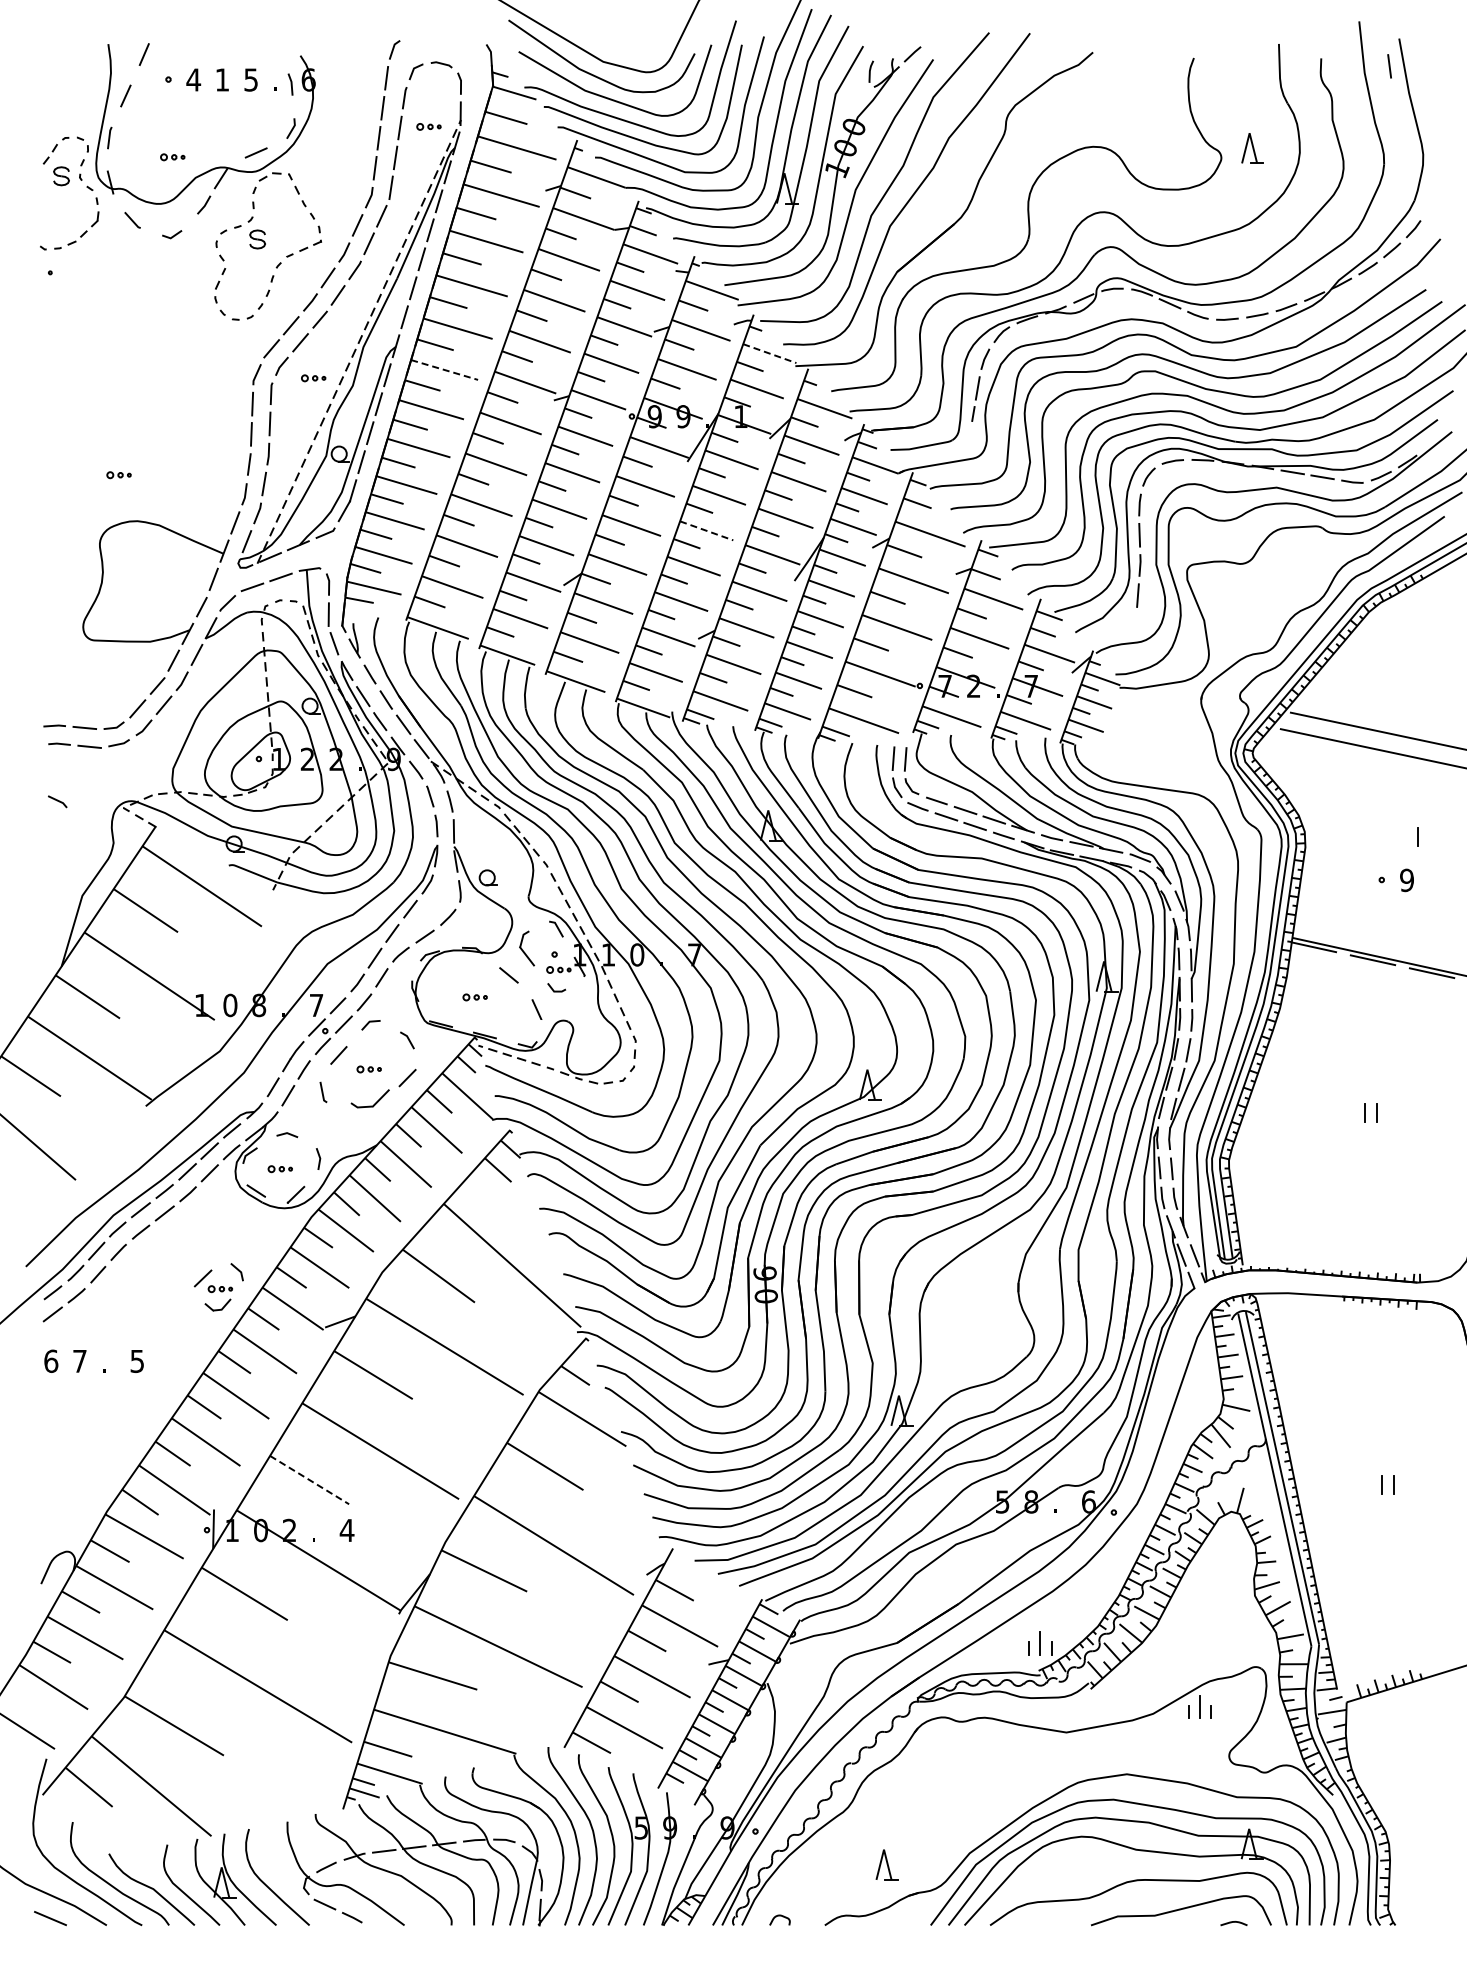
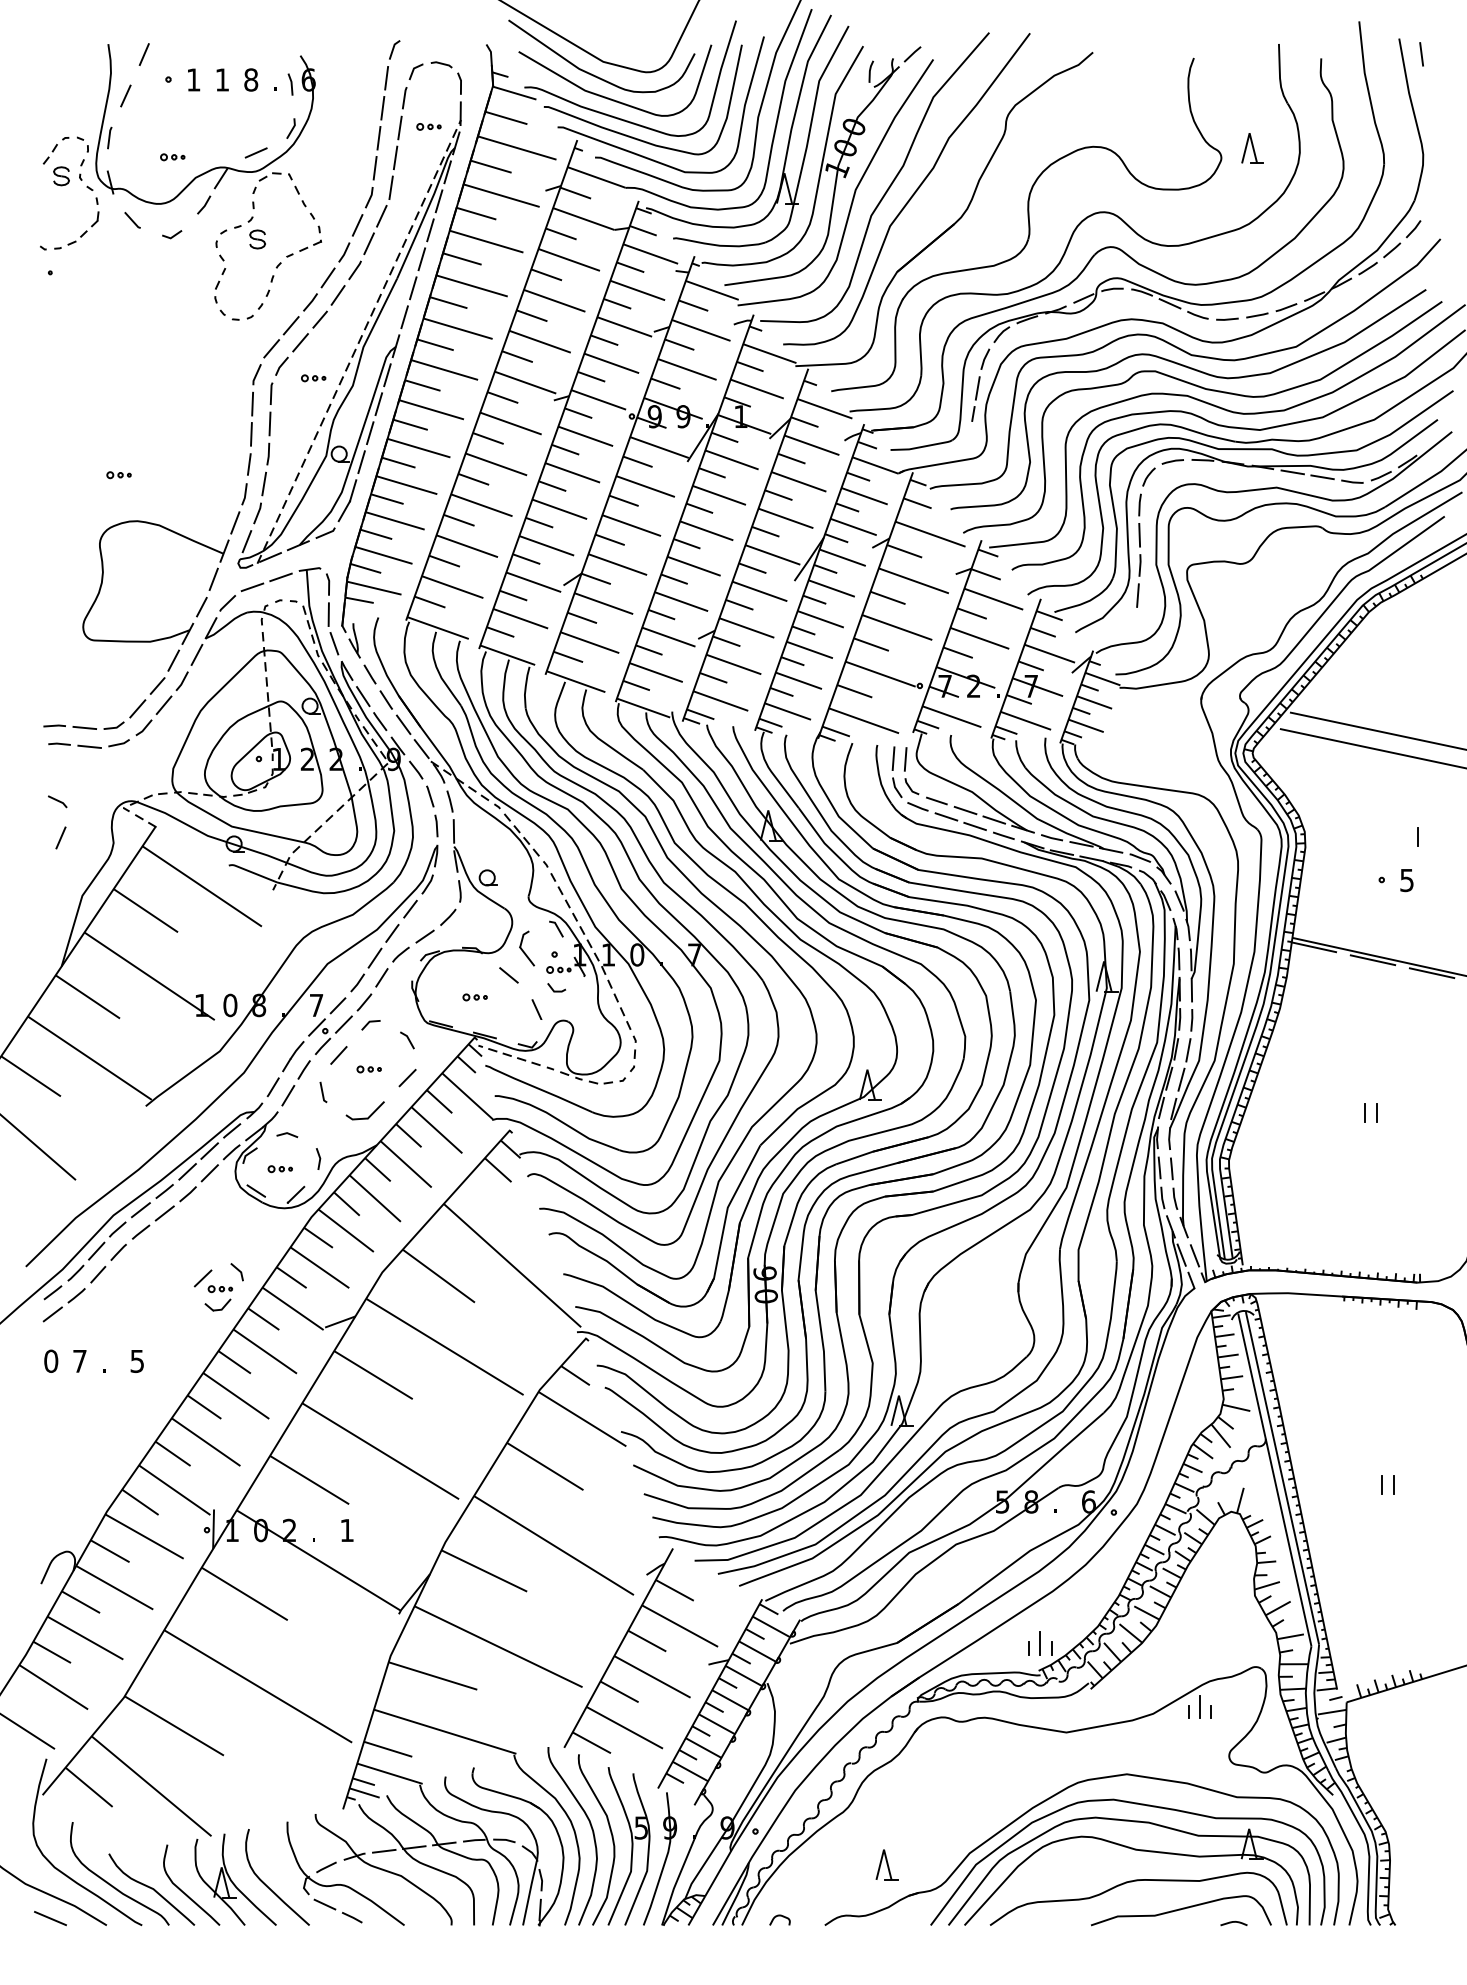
line position: (1389, 66) -> (1421, 54) (1421, 54)
text: 4 -> 1 (193, 79)
text: 5 -> 8 (251, 79)
line: dashed -> solid (770, 353)
line: dashed -> solid (444, 370)
line: dashed -> solid (707, 531)
line: none -> present (60, 837)
text: 9 -> 5 (1406, 879)
part position: (369, 1105) -> (364, 1117) (364, 1117)
text: 6 -> 0 (51, 1360)
line: dashed -> solid (310, 1480)
text: 4 -> 1 (346, 1530)
